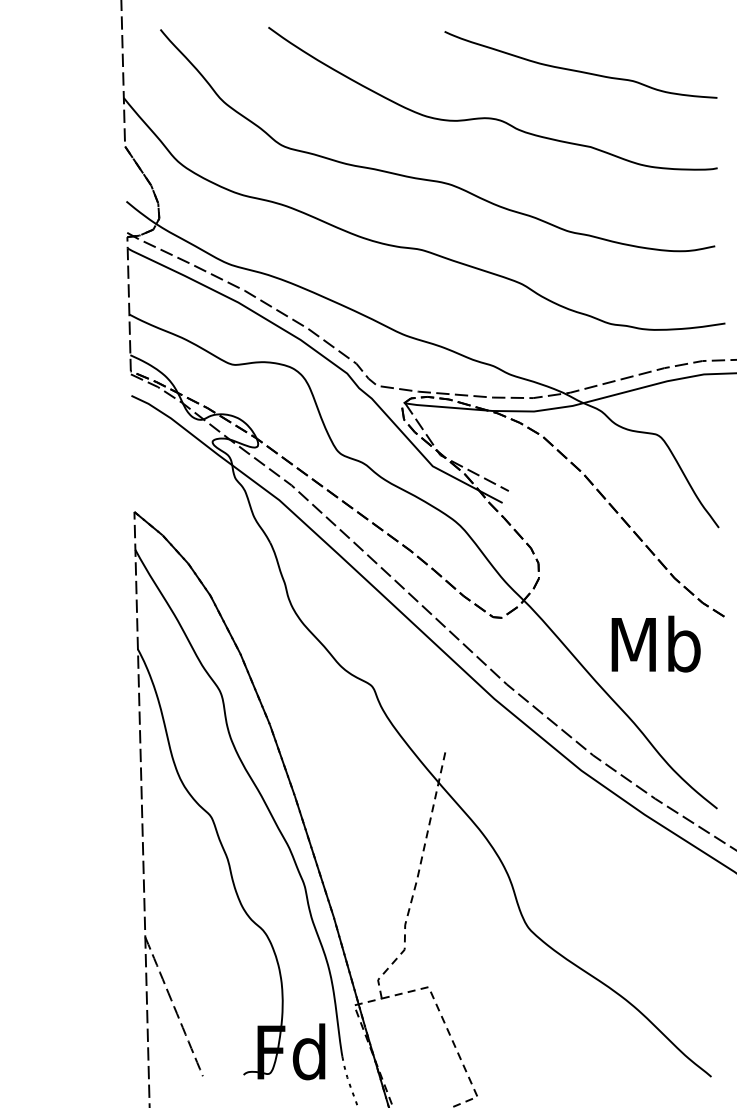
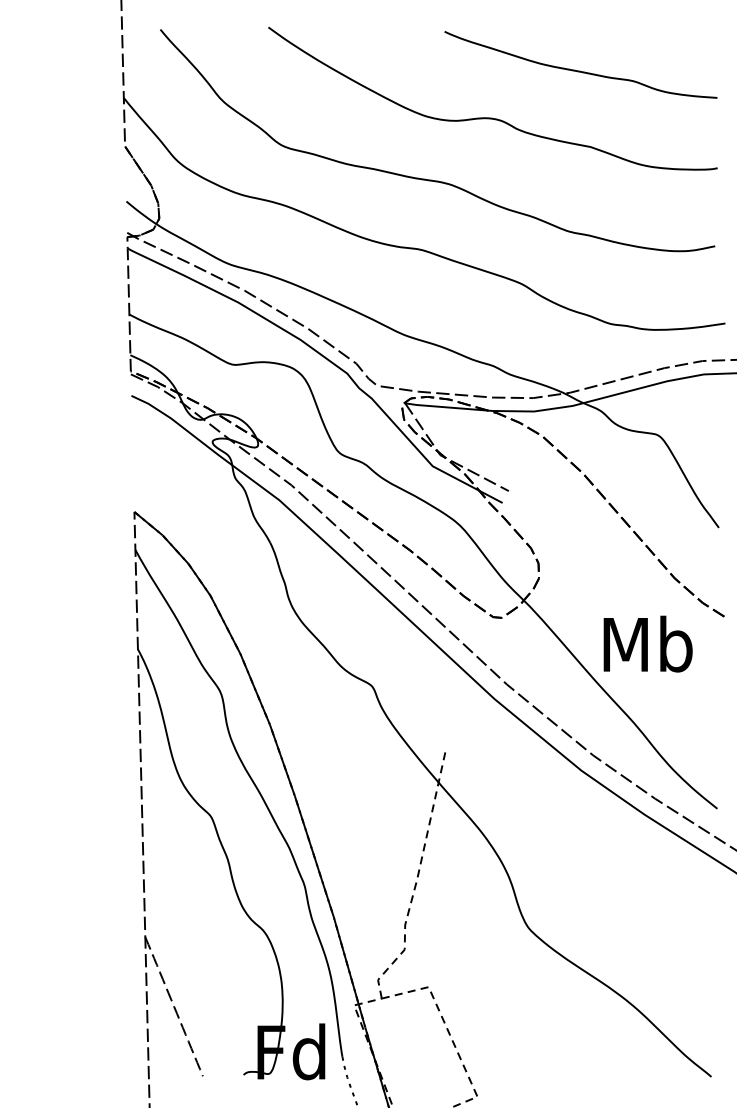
text position: (655, 643) -> (647, 643) (647, 643)
